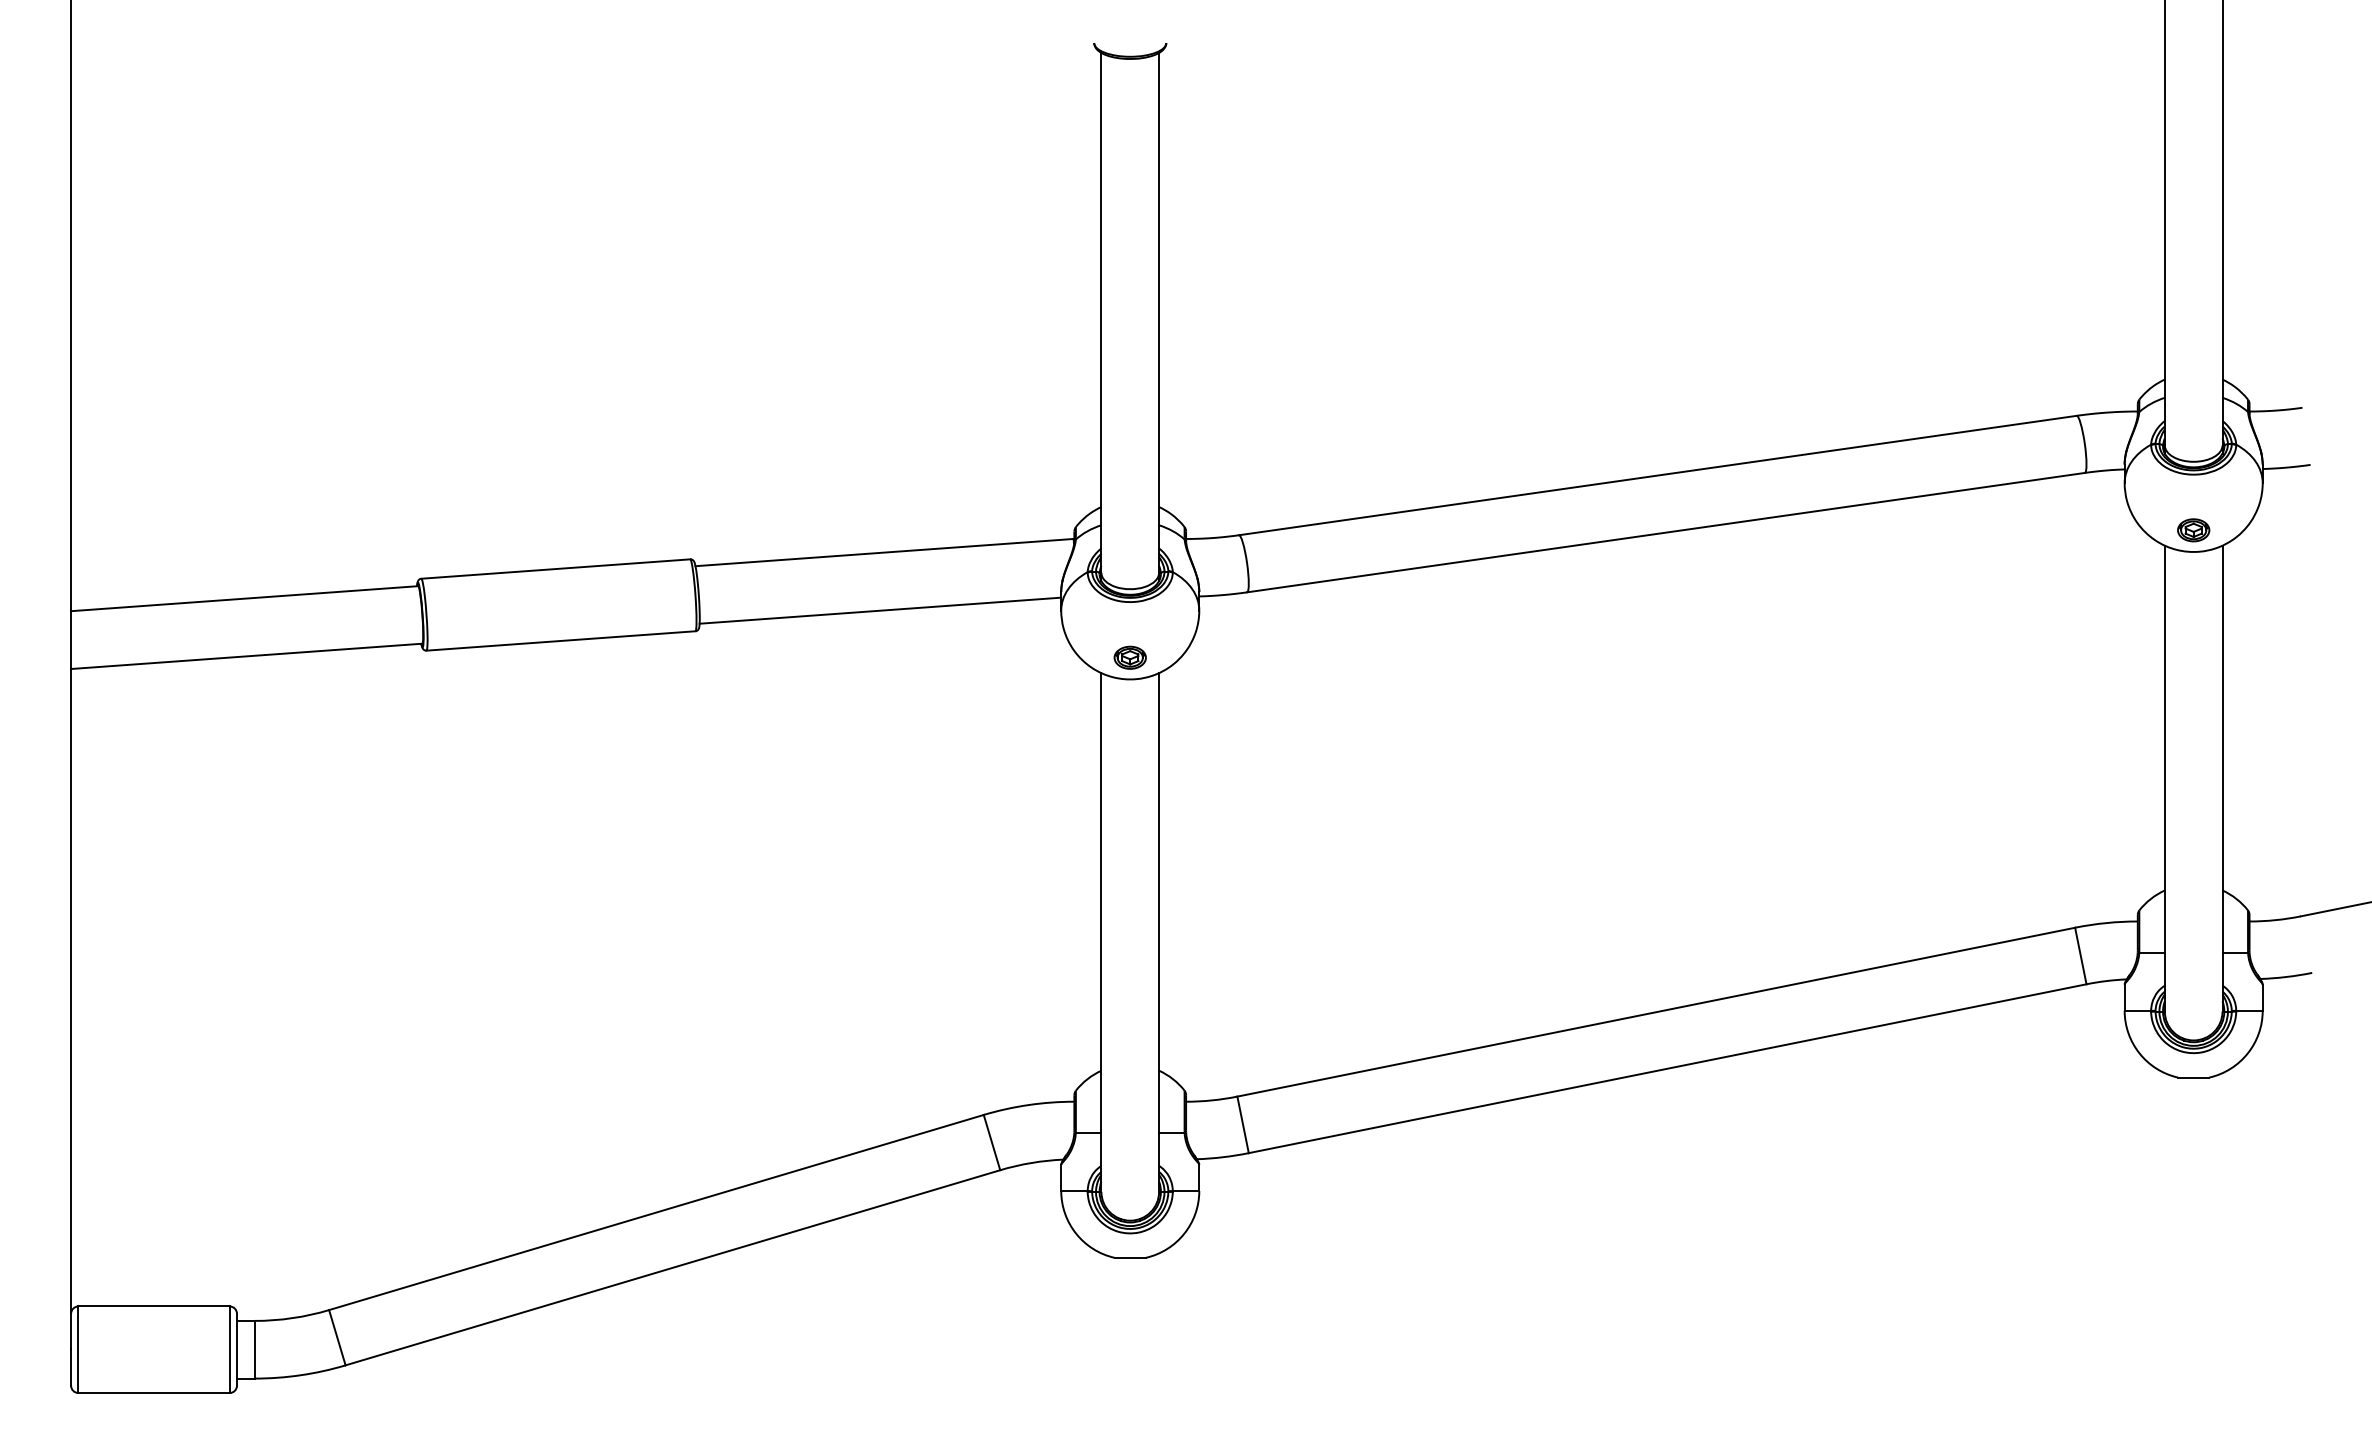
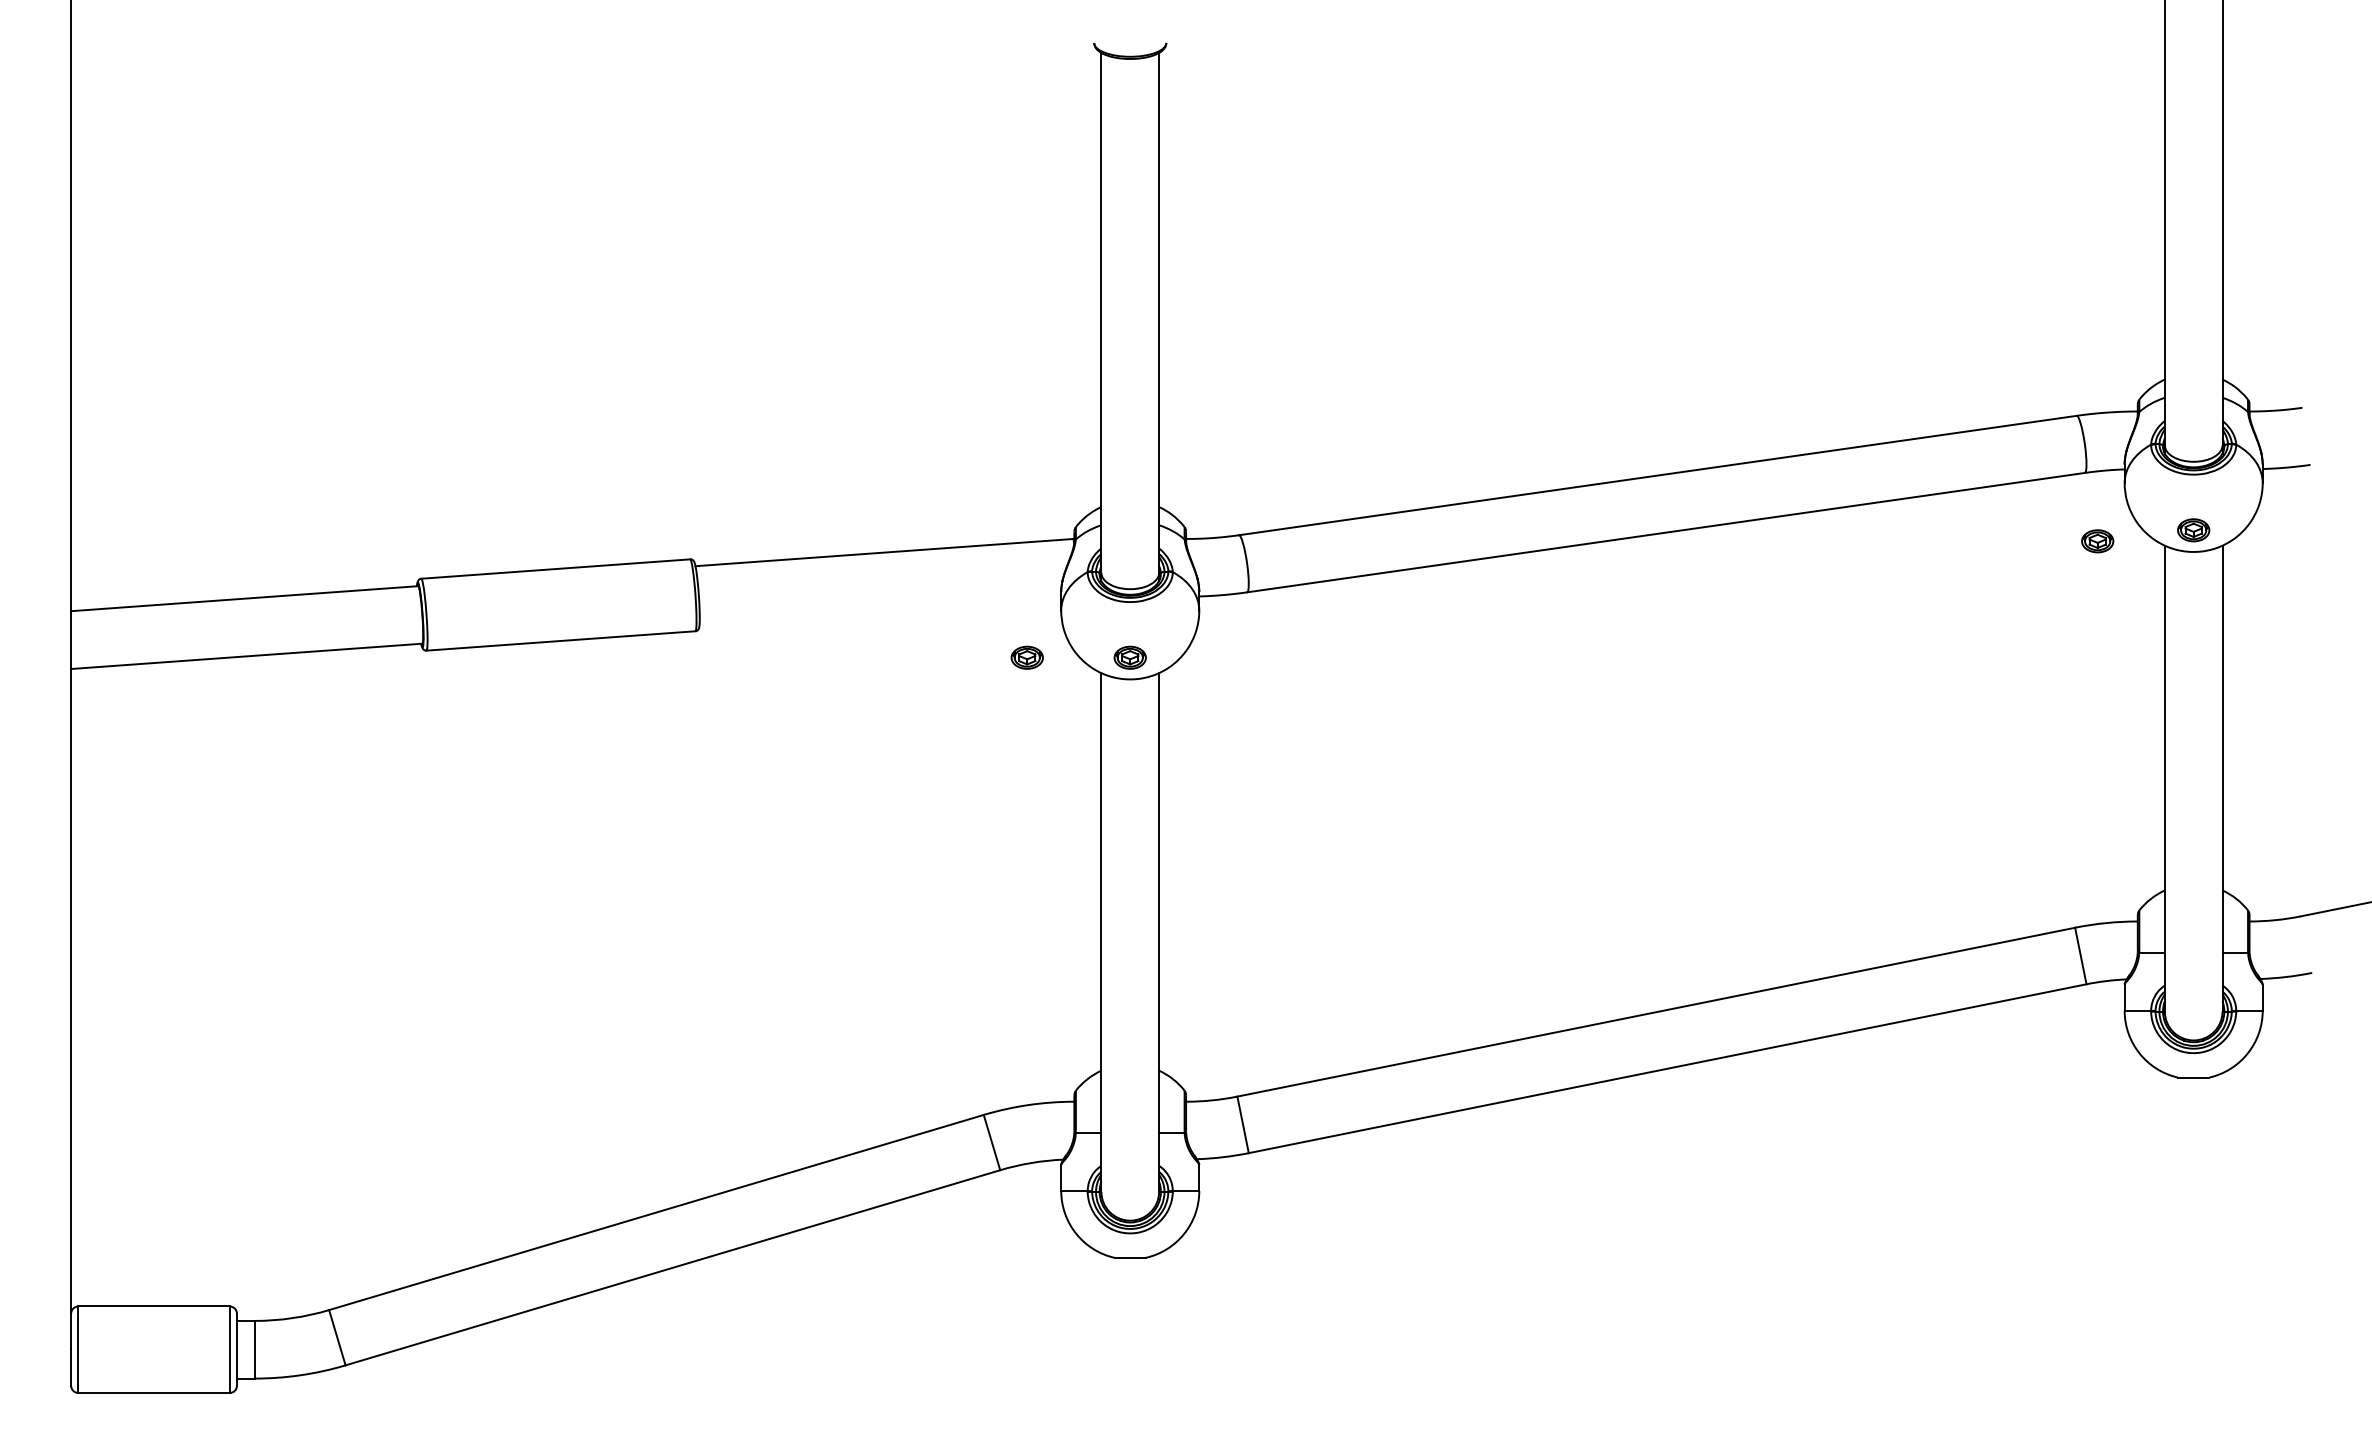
part: none -> present (2097, 541)
line: present -> none (880, 610)
part: none -> present (1026, 657)
